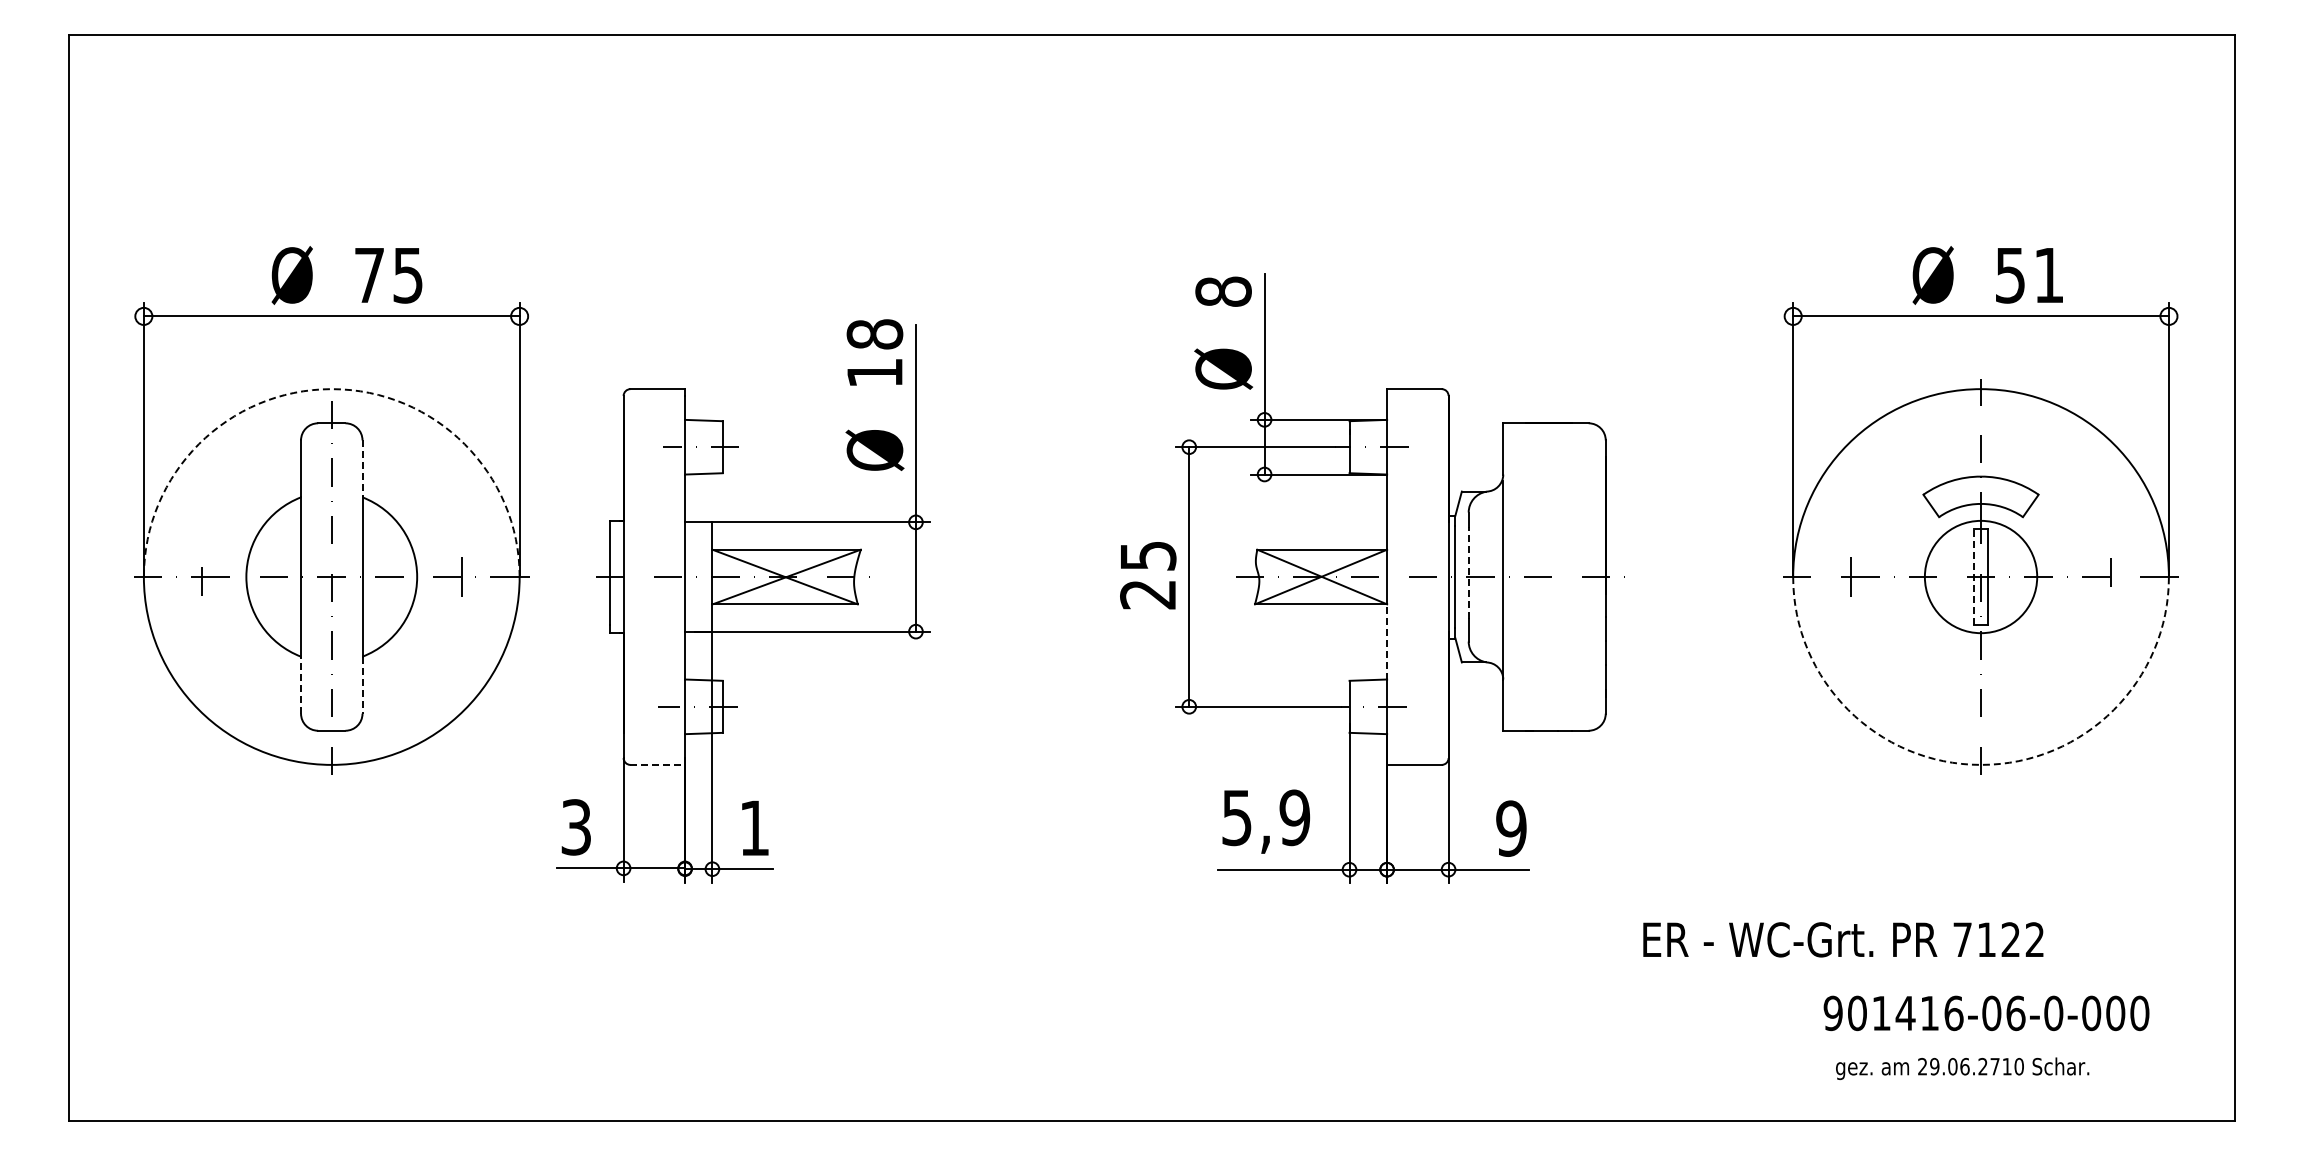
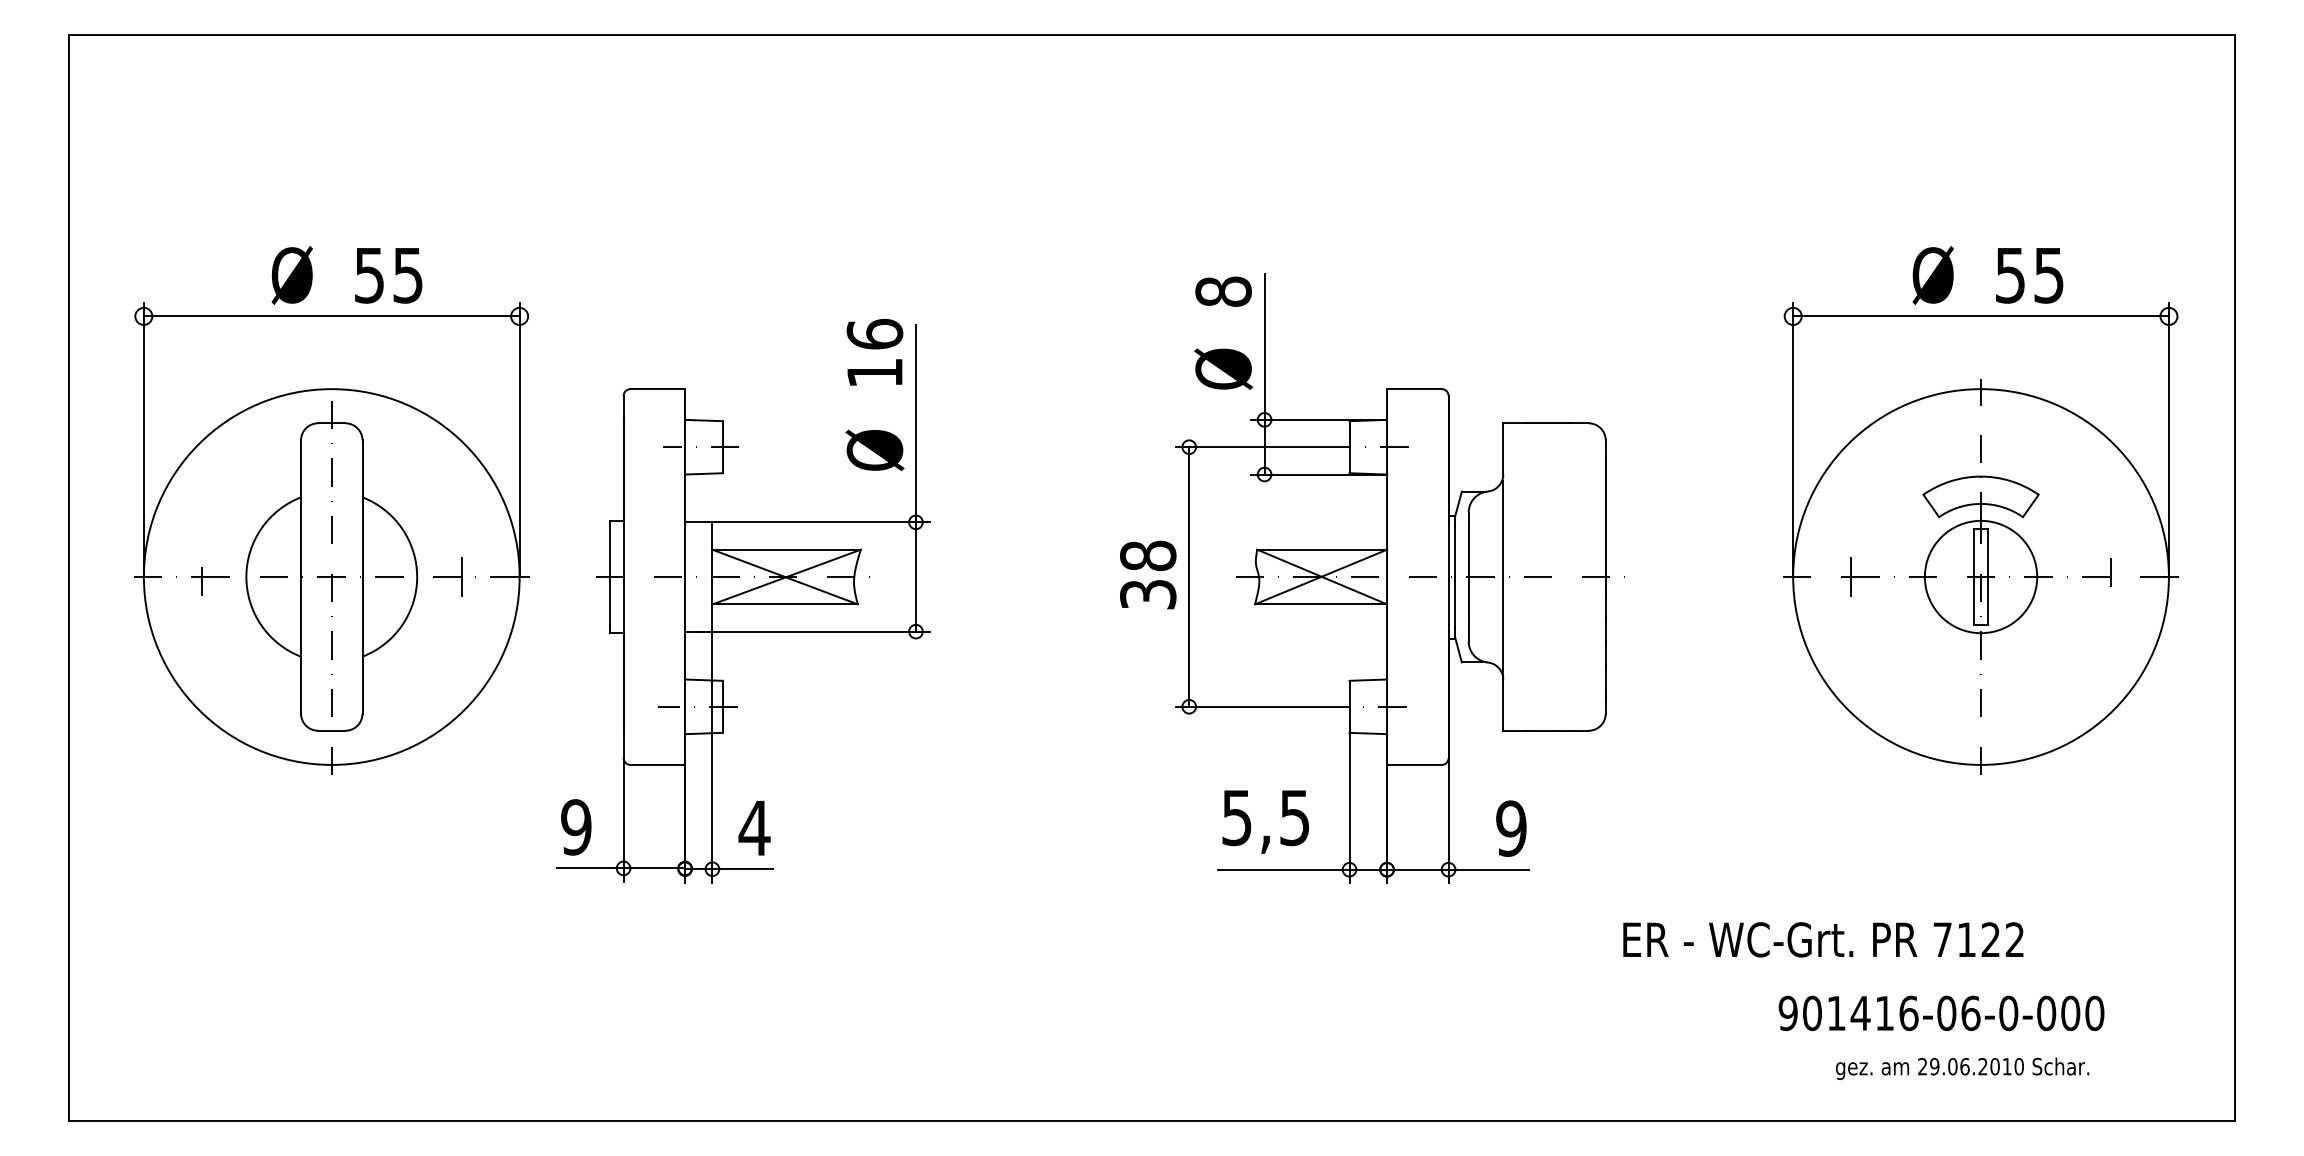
text: 75 -> 55 (369, 275)
text: 51 -> 55 (2048, 275)
text: 18 -> 16 (874, 333)
arc: dashed -> solid (331, 389)
line: dashed -> solid (362, 469)
line: dashed -> solid (1468, 573)
text: 25 -> 38 (1148, 574)
line: dashed -> solid (1974, 577)
line: dashed -> solid (1387, 641)
line: dashed -> solid (301, 684)
line: dashed -> solid (362, 685)
line: dashed -> solid (658, 764)
arc: dashed -> solid (1981, 764)
text: 5,9 -> 5,5 (1294, 817)
text: 3 -> 9 (576, 827)
text: 1 -> 4 (754, 827)
text position: (1843, 939) -> (1823, 939) (1823, 939)
text position: (1986, 1013) -> (1941, 1013) (1941, 1013)
text: 29.06.2710 -> 29.06.2010 (1994, 1066)
